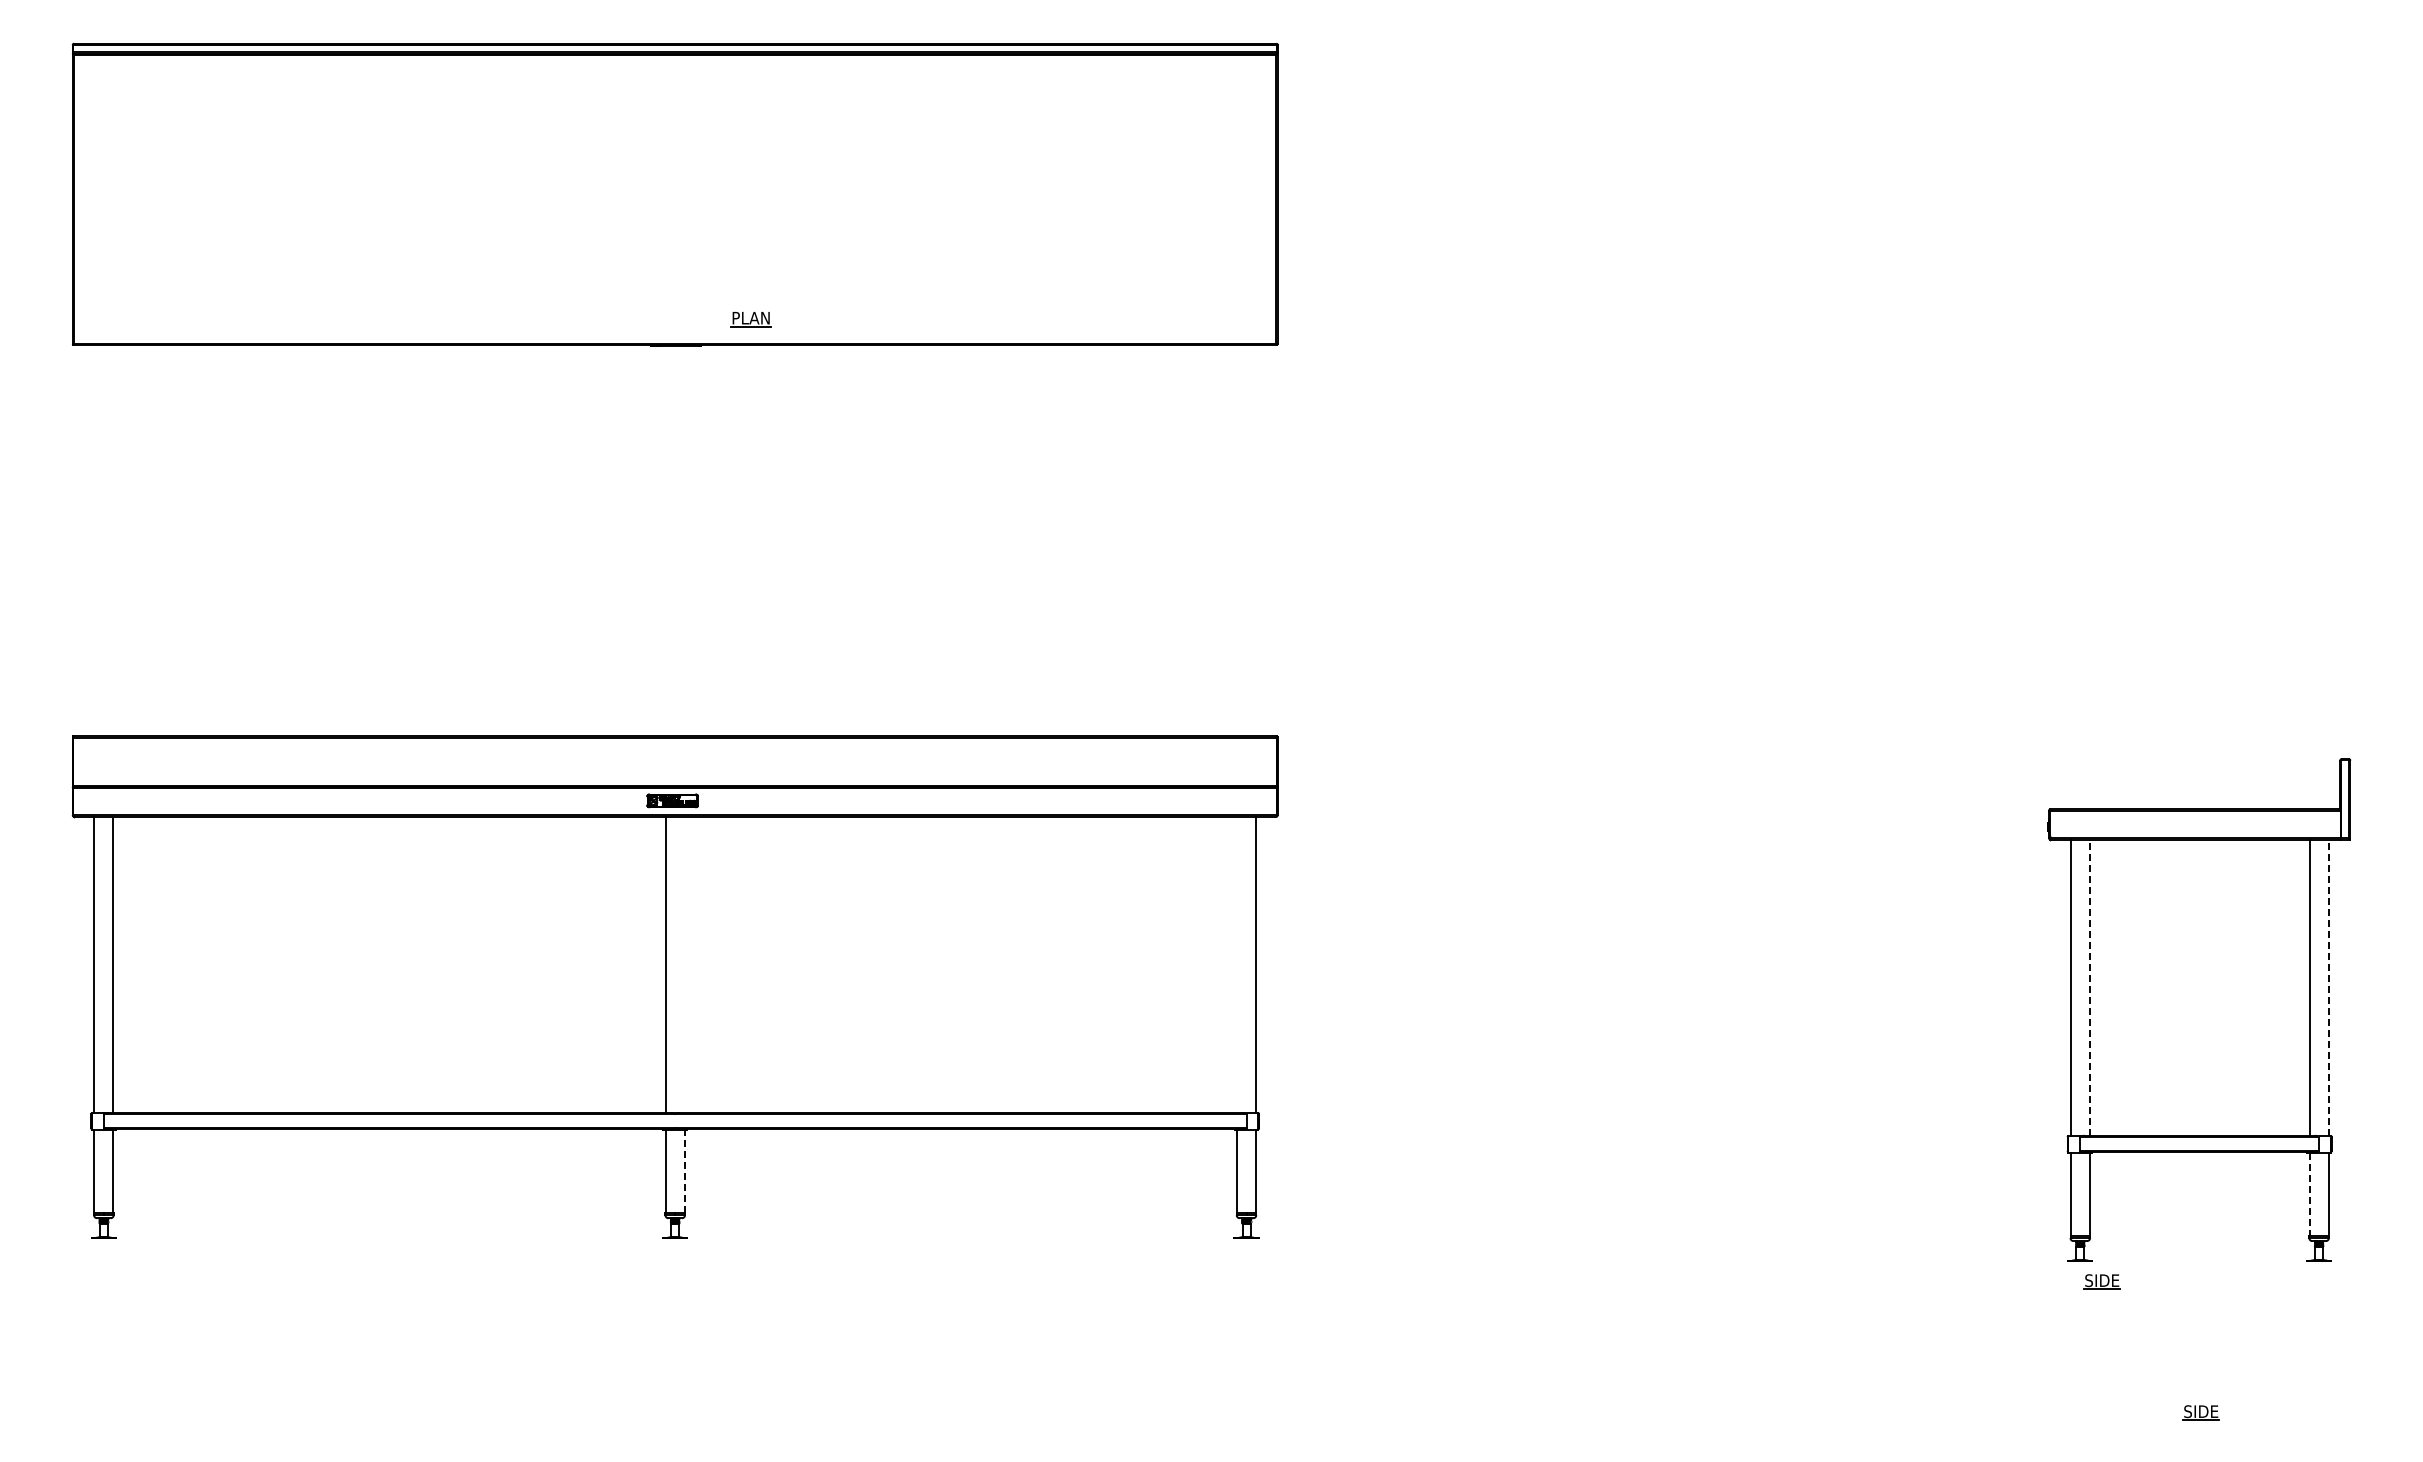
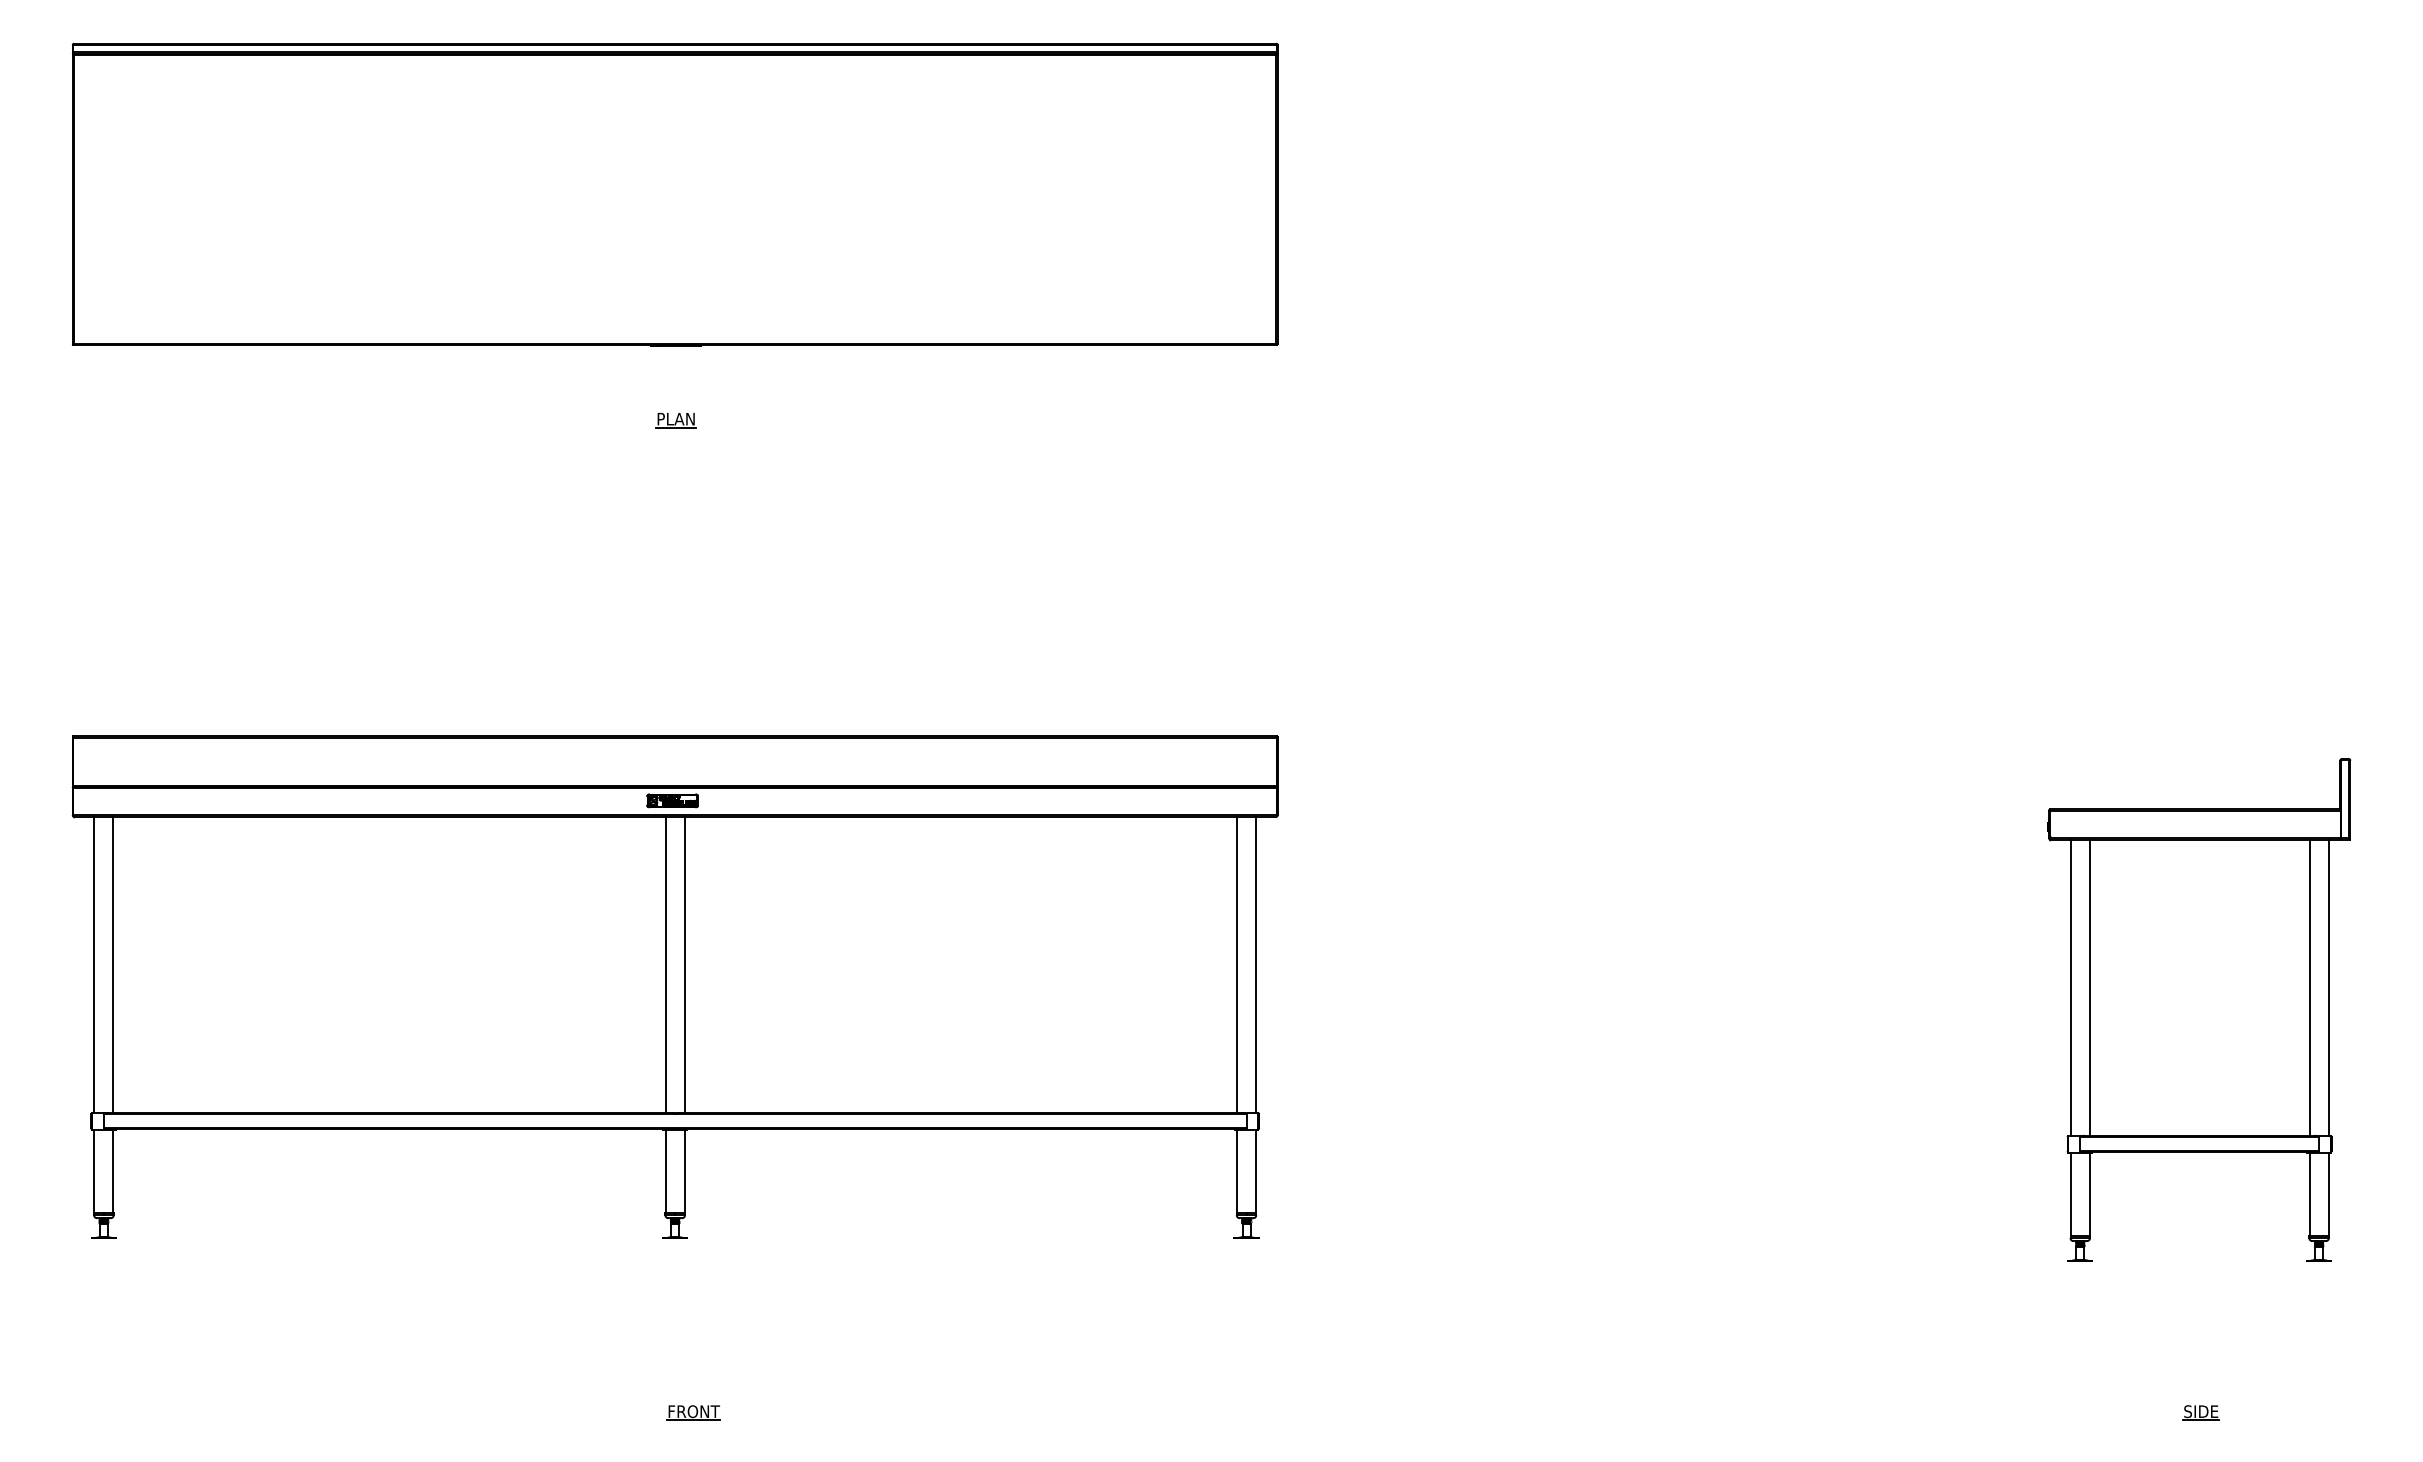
part position: (750, 319) -> (675, 420) (675, 420)
line: none -> present (684, 964)
line: none -> present (1236, 964)
line: dashed -> solid (2089, 987)
line: dashed -> solid (2328, 987)
line: dashed -> solid (684, 1171)
line: dashed -> solid (2309, 1194)
part: present -> none (2101, 1281)
part: none -> present (693, 1412)
